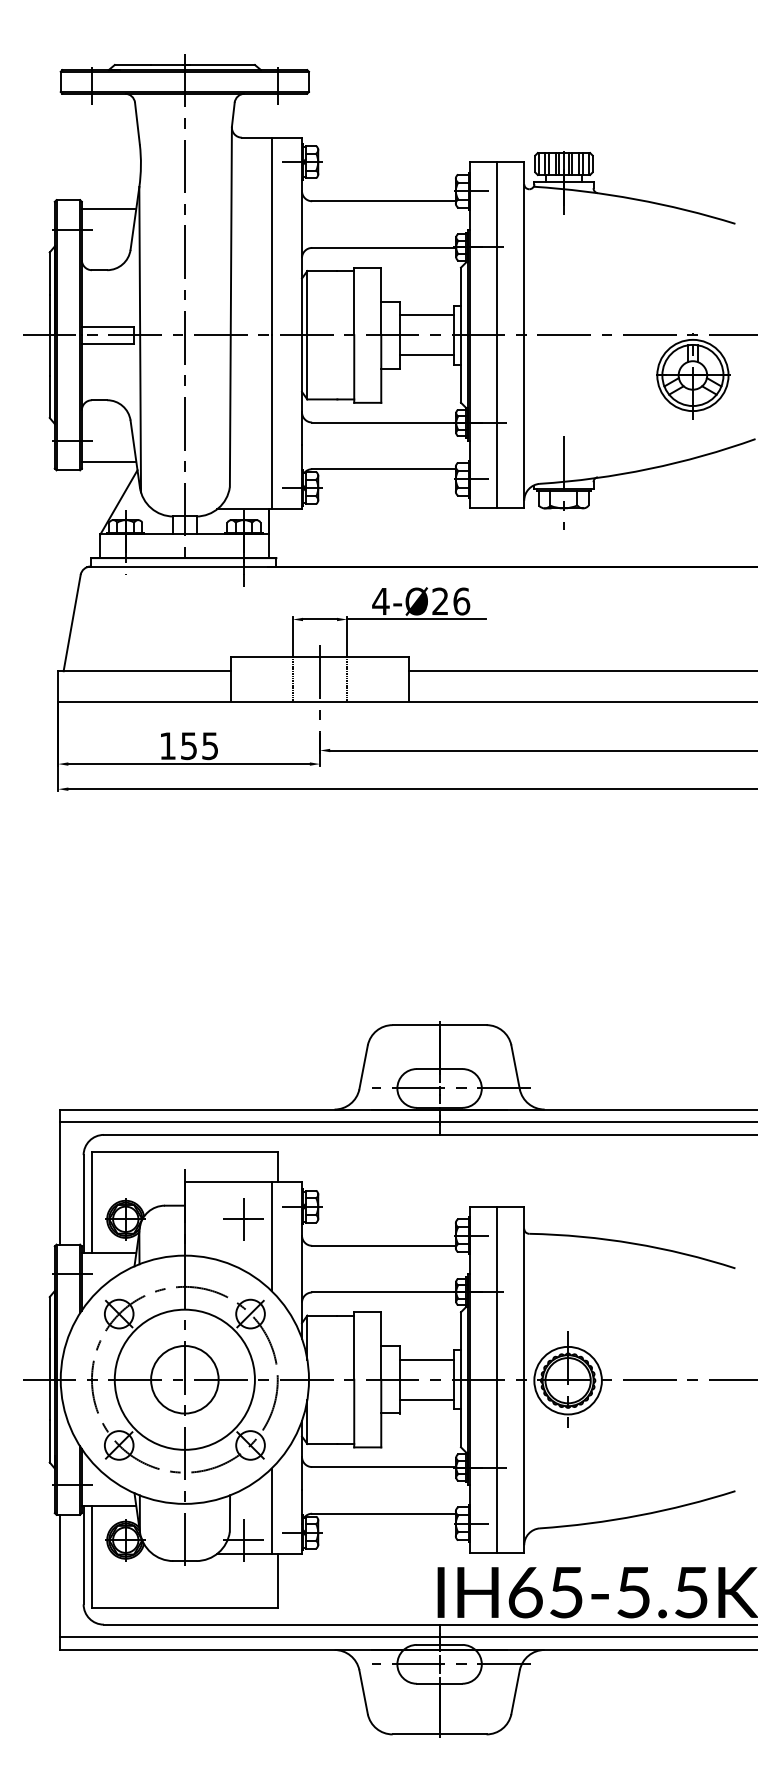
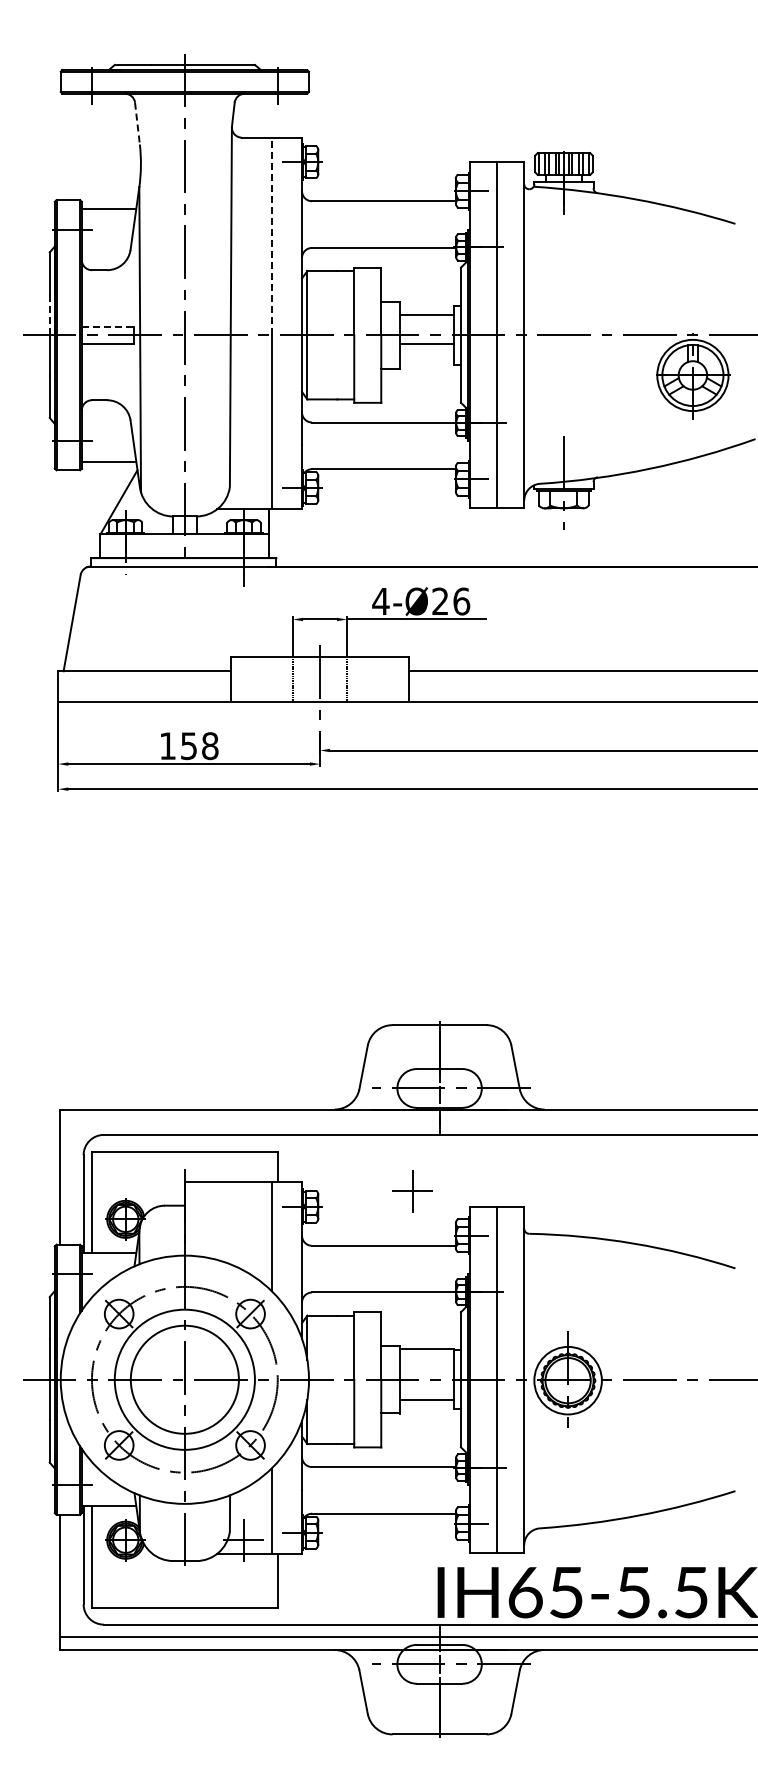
line: solid -> dashed (137, 124)
line: solid -> dashed (271, 236)
line: solid -> dashed (49, 315)
line: solid -> dashed (108, 326)
line position: (427, 355) -> (427, 344) (427, 344)
text: 155 -> 158 (210, 746)
line: present -> none (406, 1122)
part position: (243, 1219) -> (412, 1191) (412, 1191)
line position: (427, 1359) -> (427, 1348) (427, 1348)
circle diameter: 68 px -> 108 px (184, 1379)
